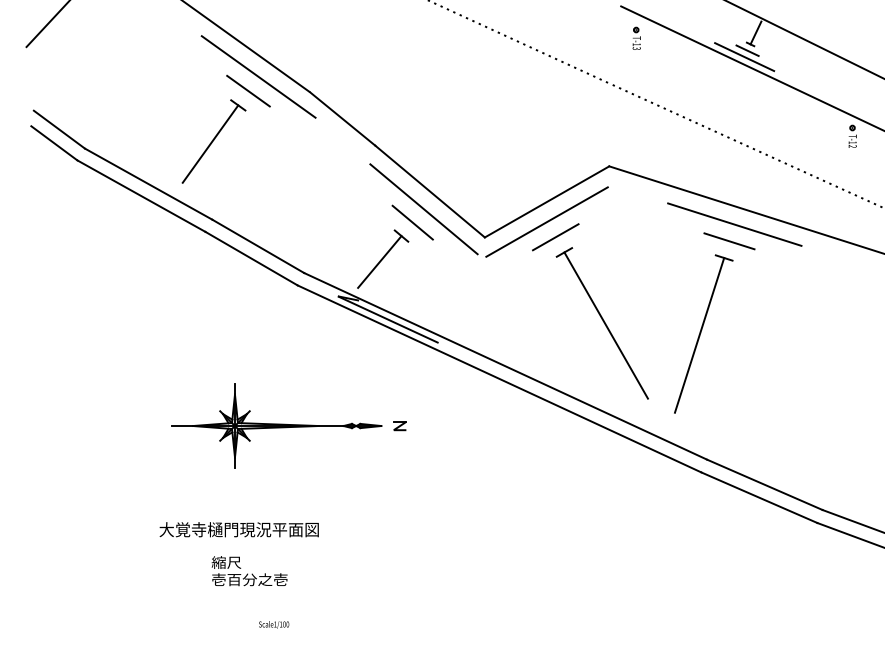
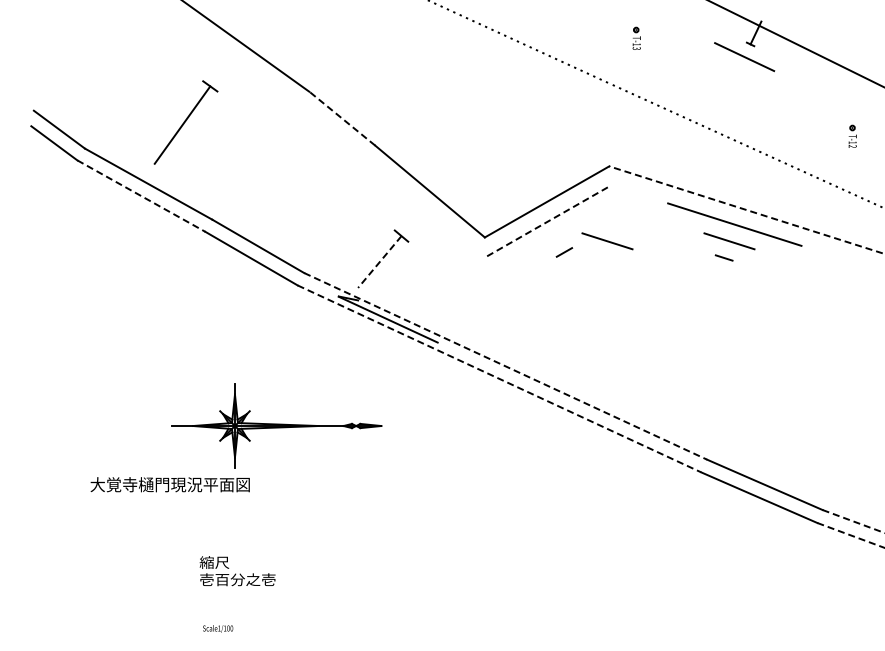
line: present -> none (47, 24)
line position: (804, 39) -> (796, 44) (796, 44)
line: present -> none (747, 50)
line: present -> none (751, 67)
line: present -> none (258, 76)
line: present -> none (248, 90)
line: solid -> dashed (342, 118)
part position: (213, 141) -> (185, 122) (185, 122)
line: solid -> dashed (141, 196)
line: present -> none (423, 209)
line: solid -> dashed (746, 210)
line: present -> none (412, 222)
line: solid -> dashed (547, 222)
line: present -> none (555, 237)
line: none -> present (607, 241)
line: solid -> dashed (379, 262)
line: present -> none (606, 325)
line: present -> none (699, 335)
line: solid -> dashed (506, 366)
line: solid -> dashed (499, 379)
part: present -> none (399, 426)
line: solid -> dashed (853, 521)
text position: (238, 529) -> (169, 484) (169, 484)
line: solid -> dashed (851, 535)
text position: (249, 571) -> (237, 571) (237, 571)
text position: (274, 624) -> (218, 628) (218, 628)
